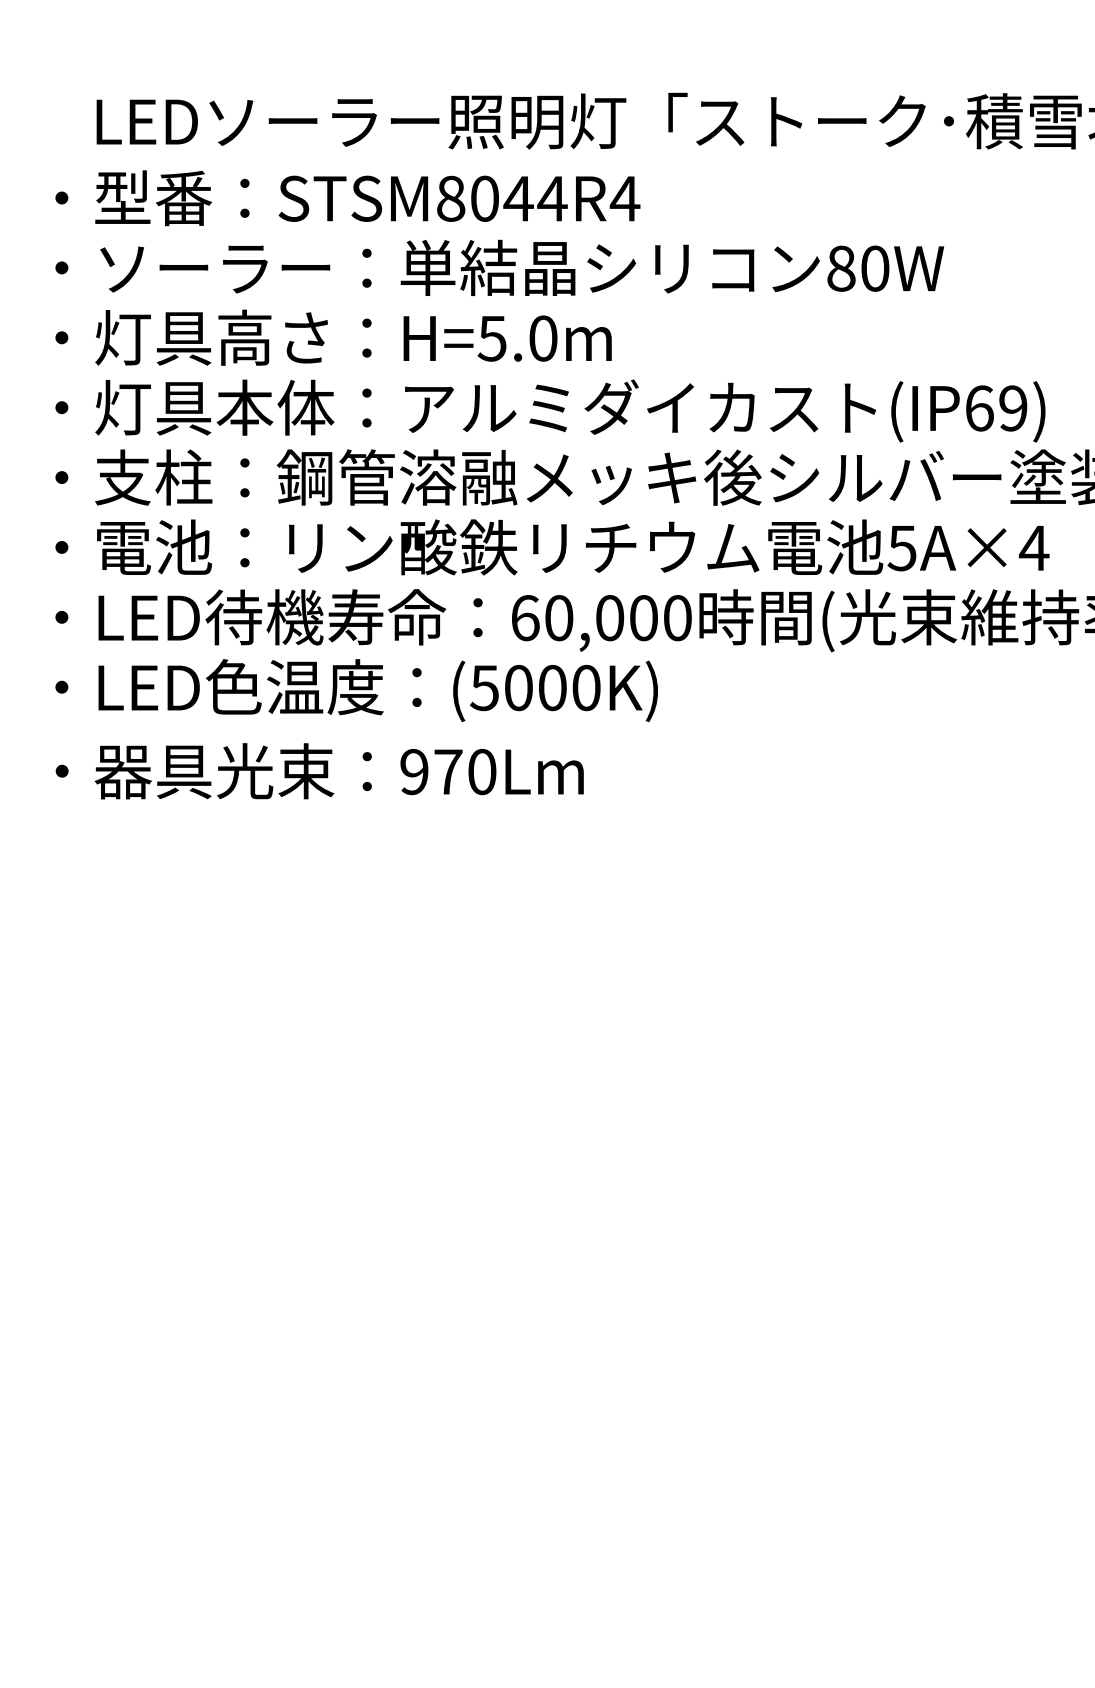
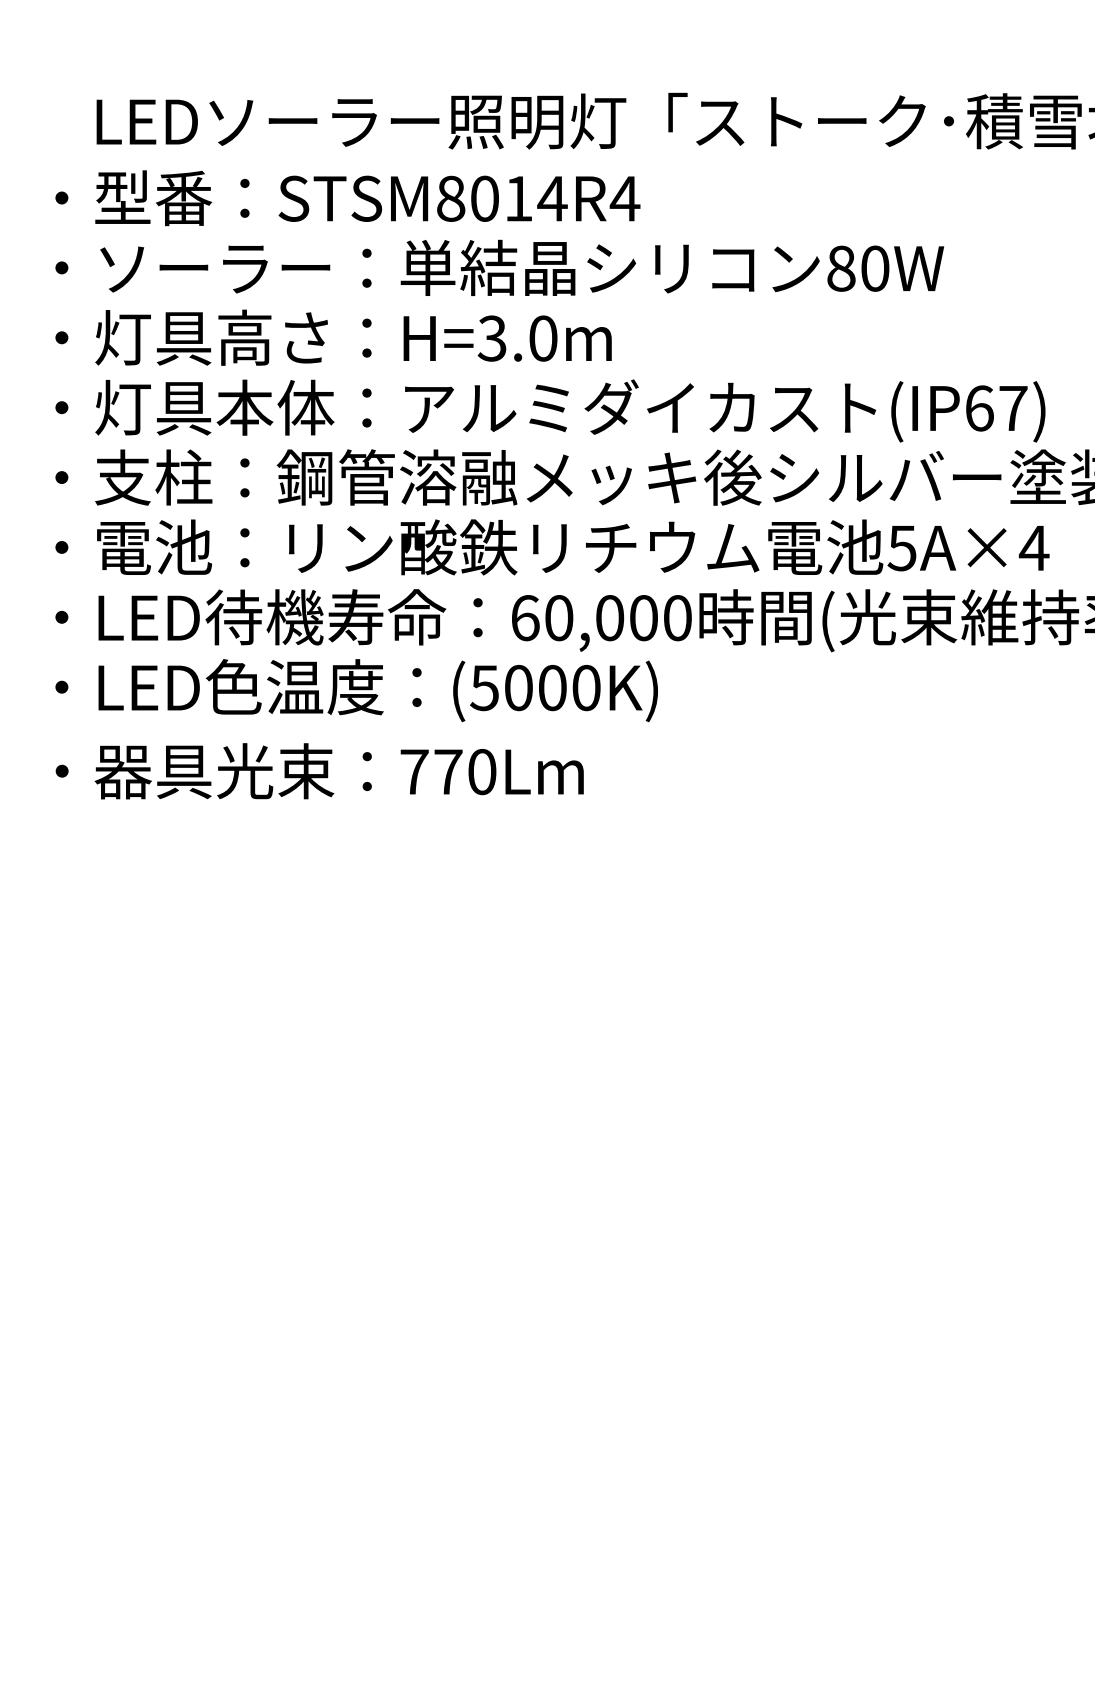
text: STSM8044R4 -> STSM8014R4 (518, 198)
text: H=5.0m -> H=3.0m (492, 338)
text: (IP69) -> (IP67) (1013, 408)
text: 970Lm -> 770Lm (414, 771)
